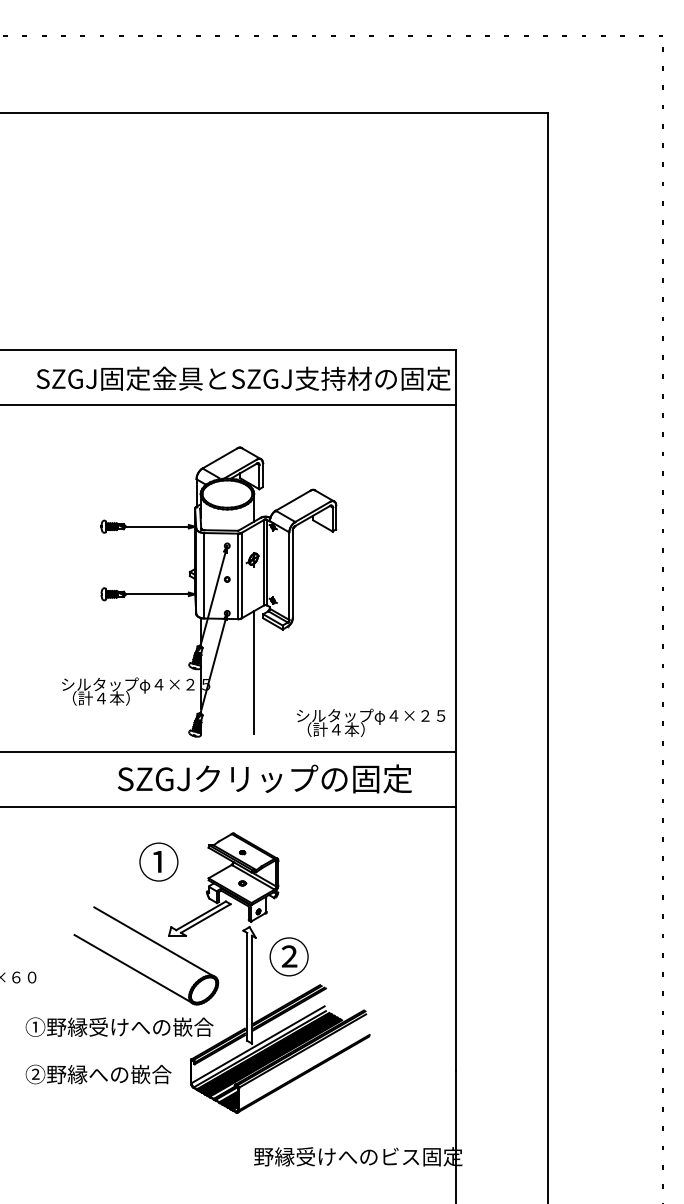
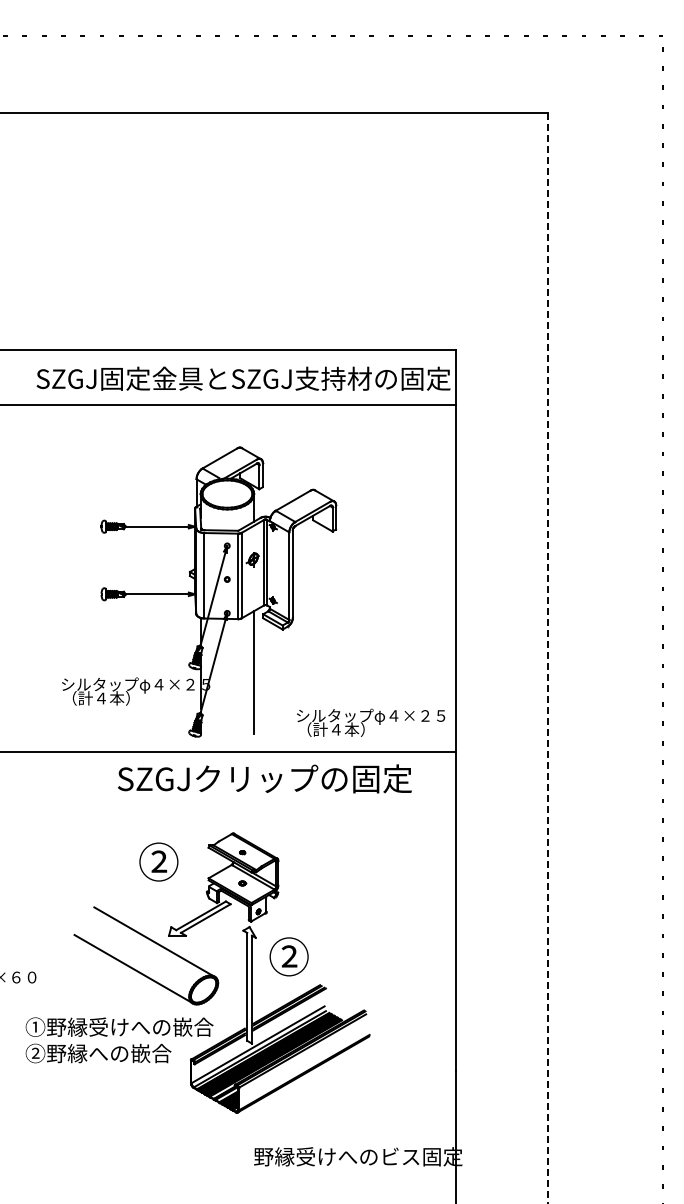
line: solid -> dashed (547, 658)
line: present -> none (229, 806)
text: ① -> ② (159, 861)
text position: (98, 1074) -> (98, 1053) (98, 1053)
